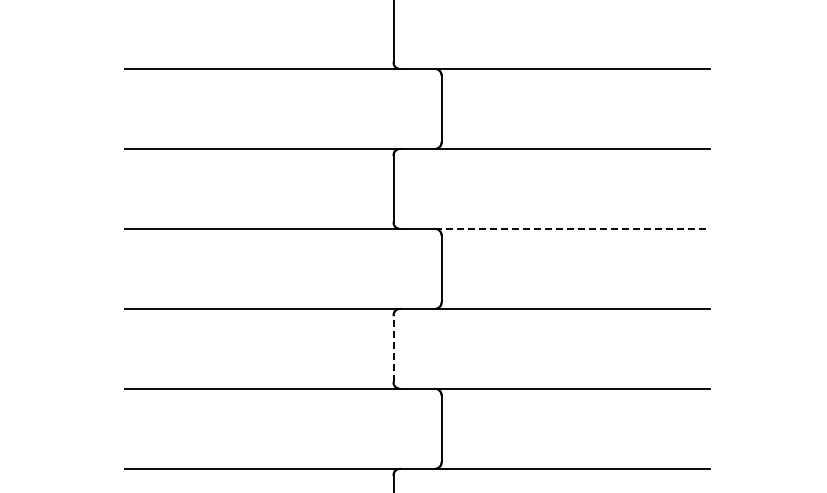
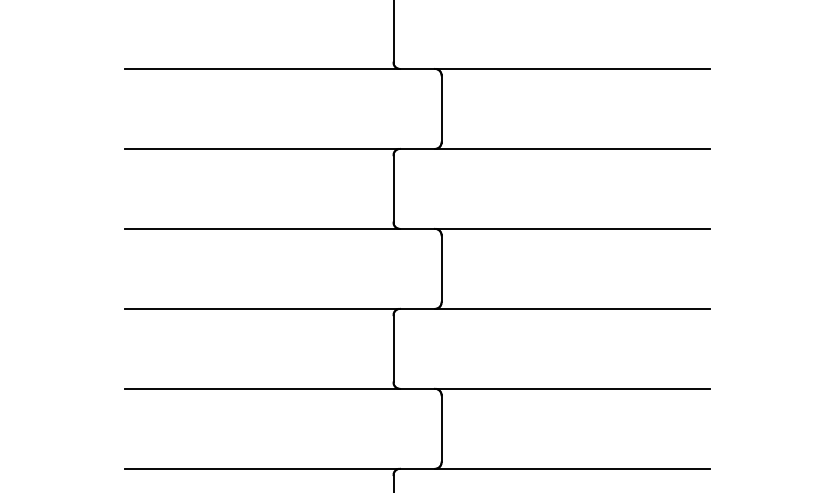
line: dashed -> solid (572, 228)
line: dashed -> solid (393, 348)
